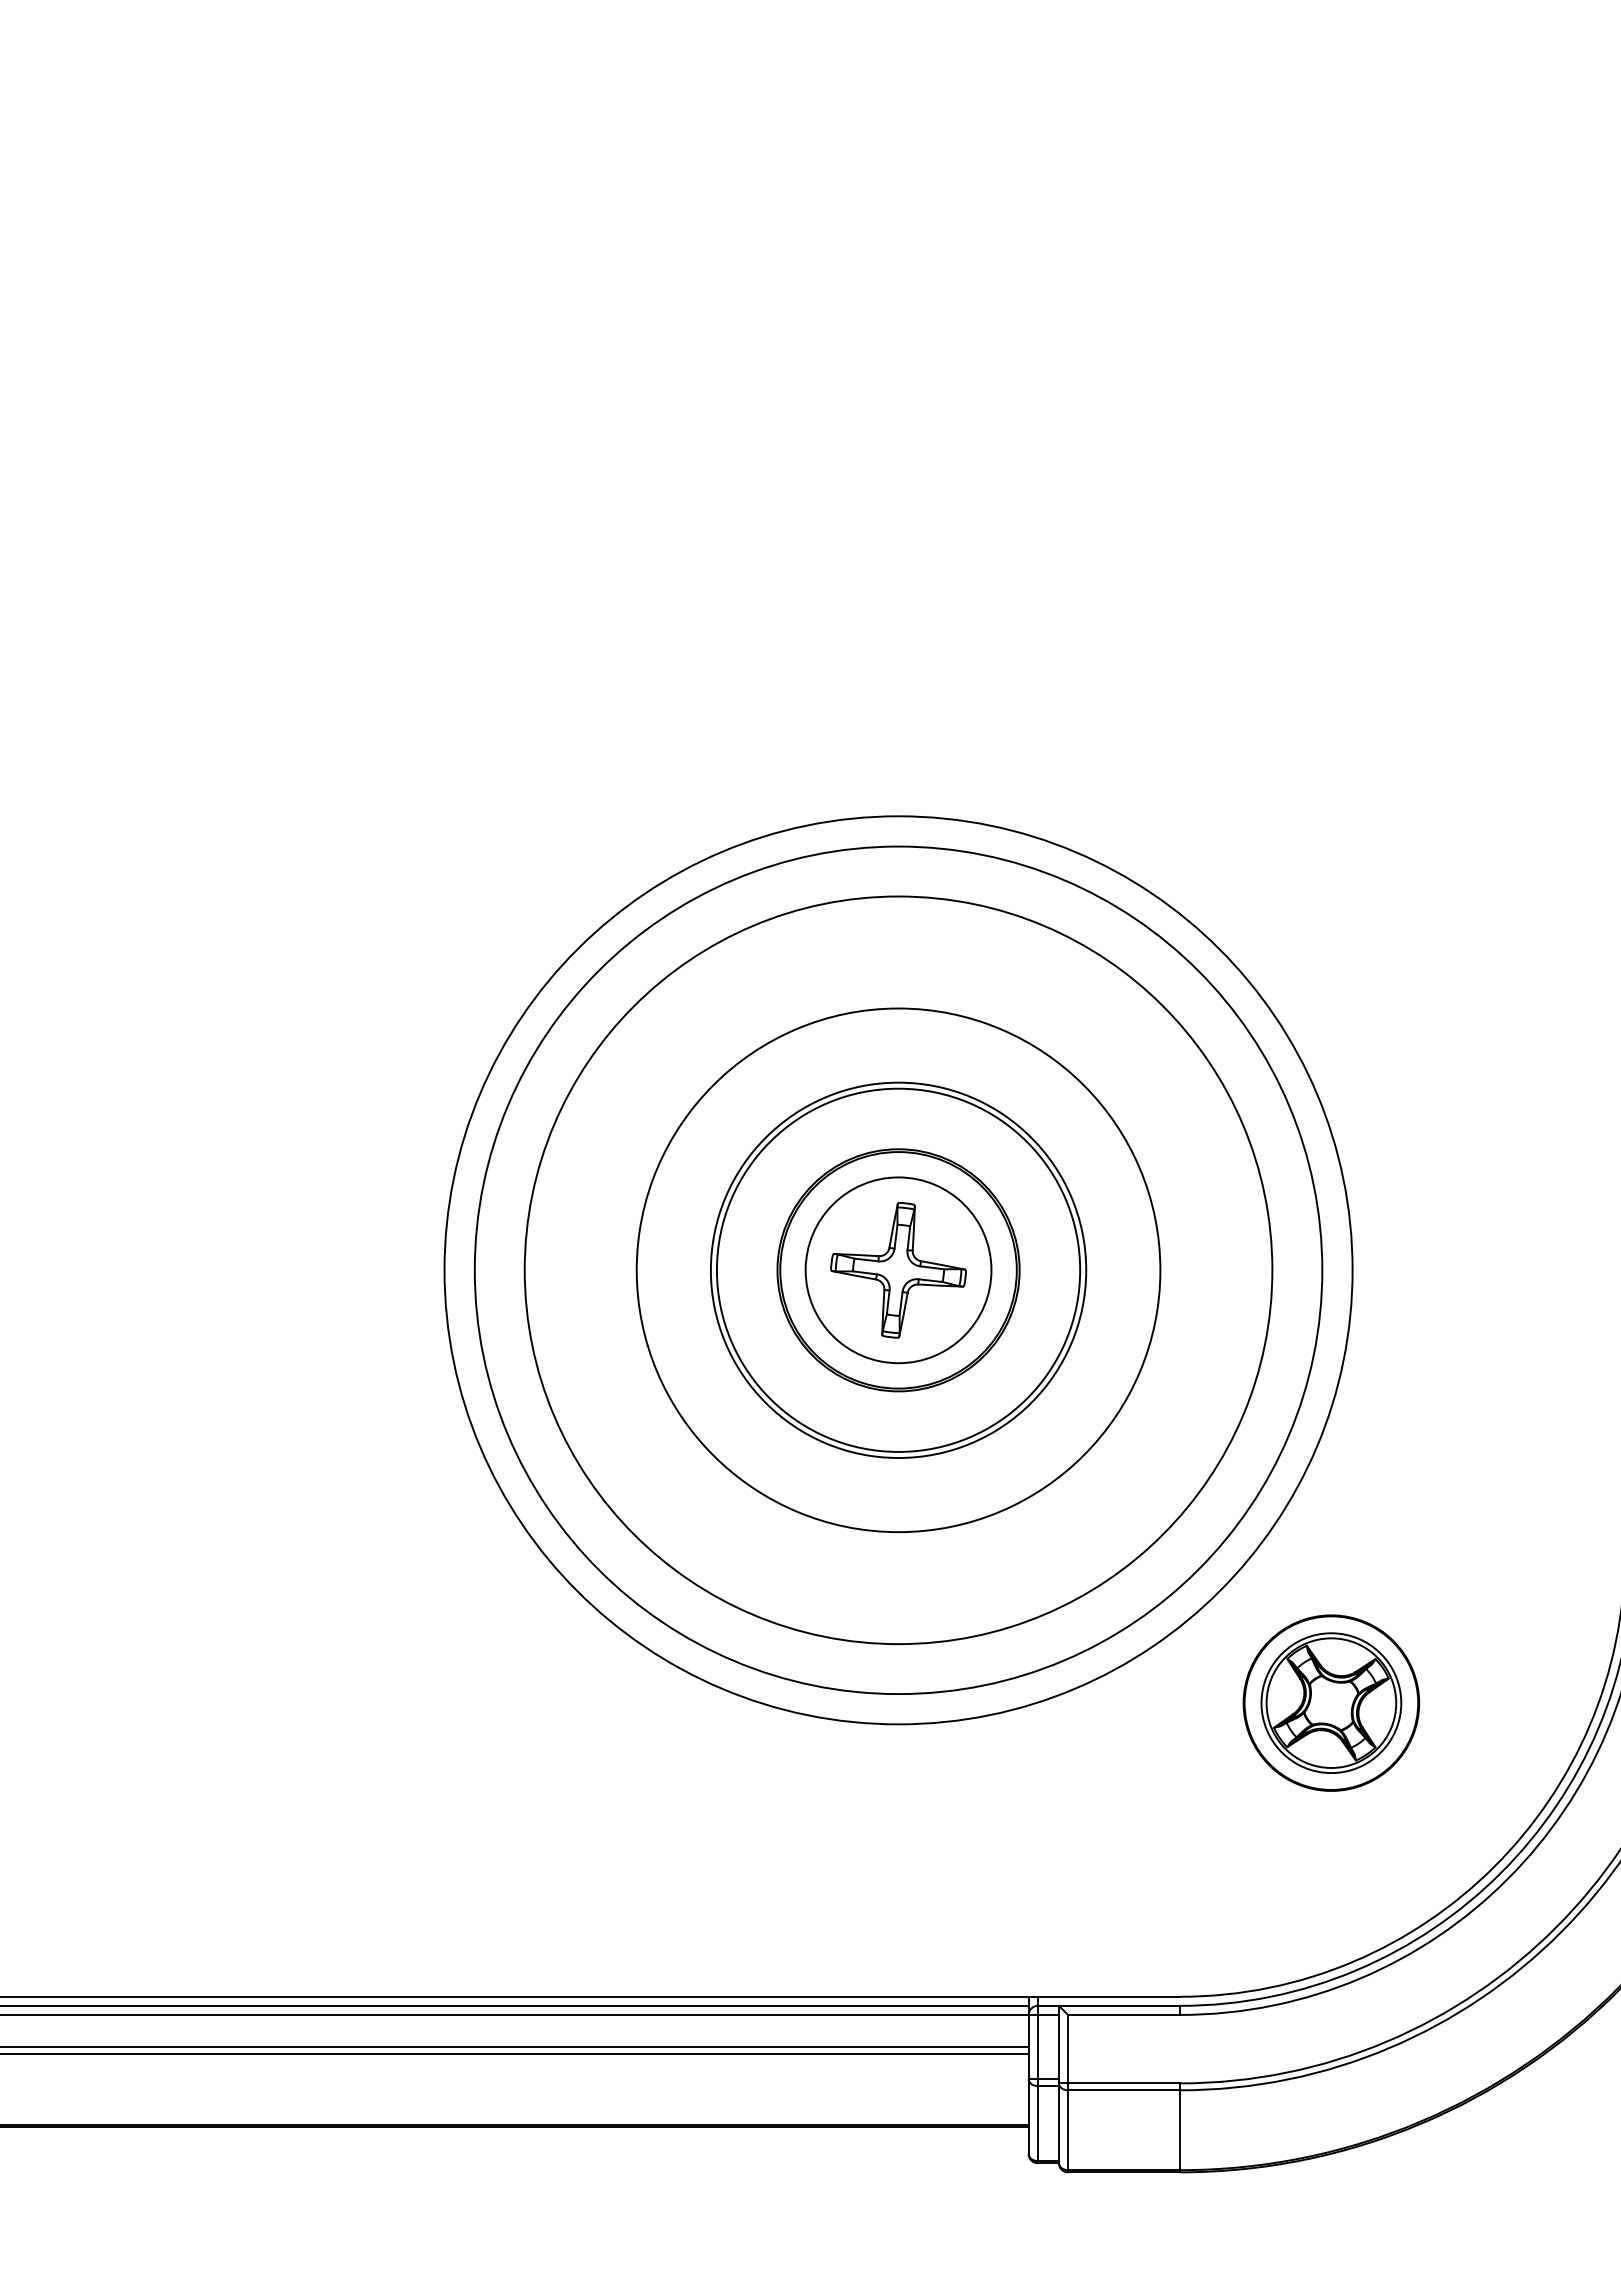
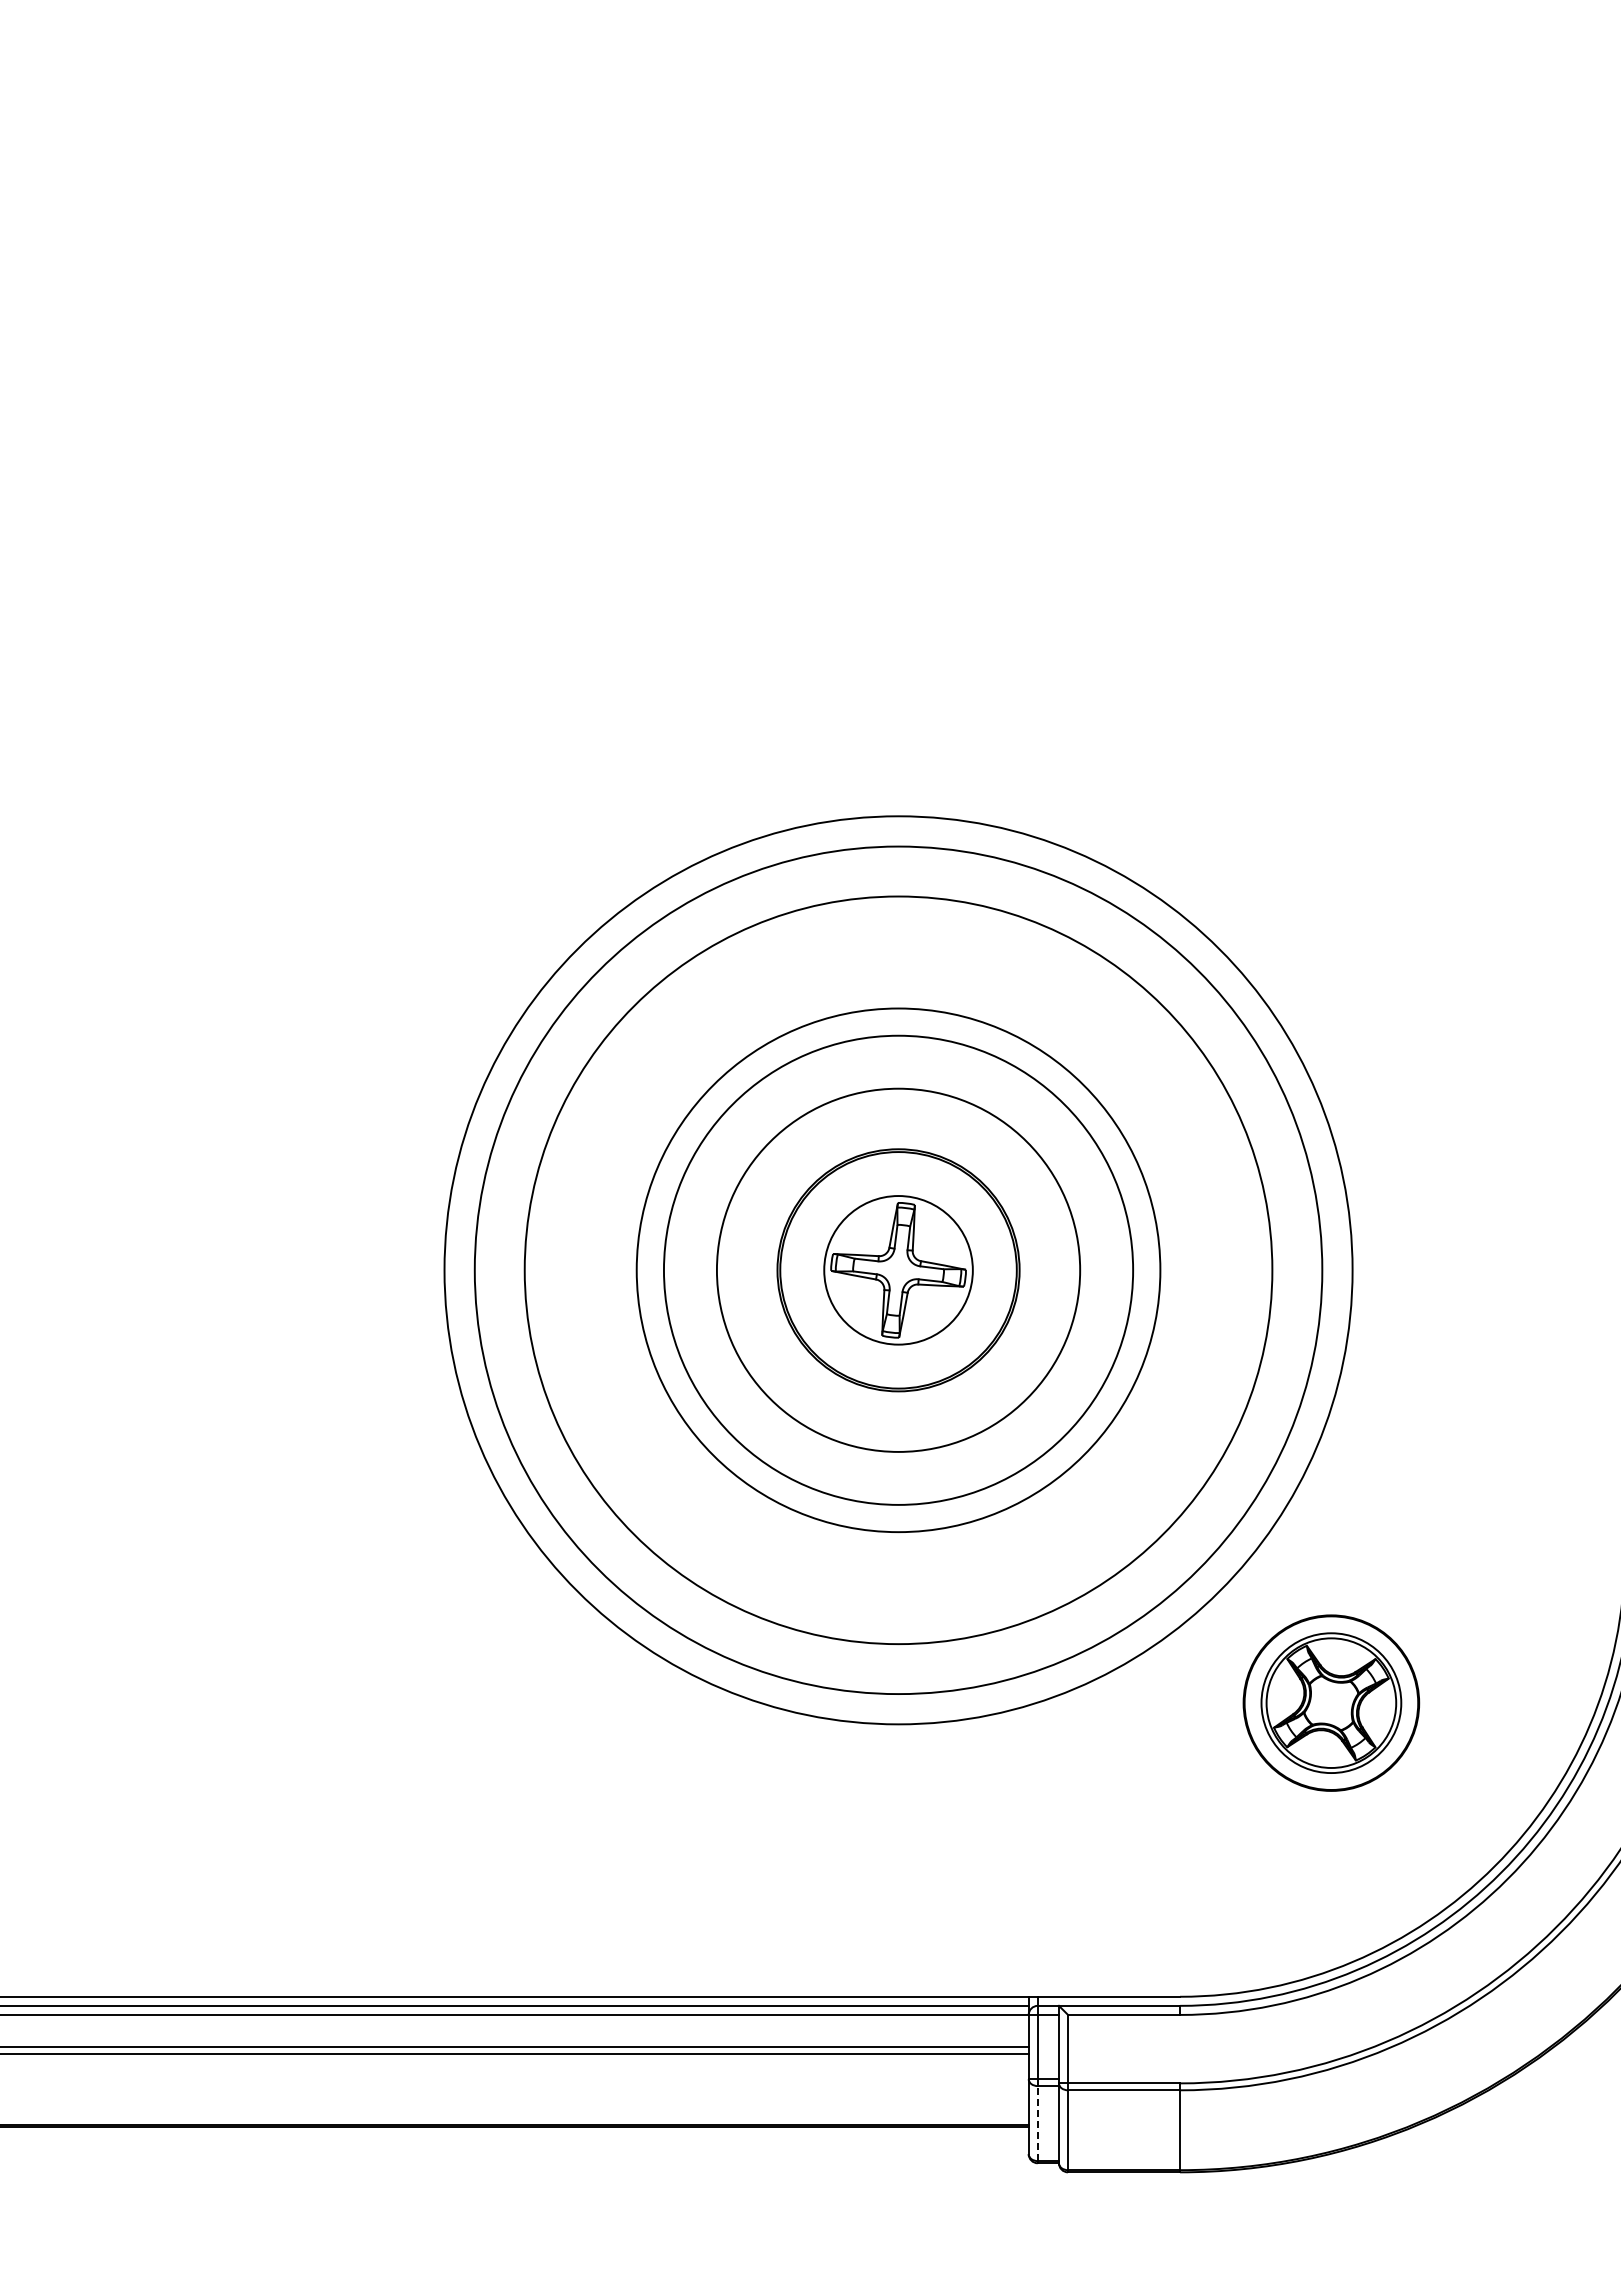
circle diameter: 186 px -> 149 px (898, 1270)
circle diameter: 375 px -> 469 px (898, 1269)
line: solid -> dashed (1037, 2123)
